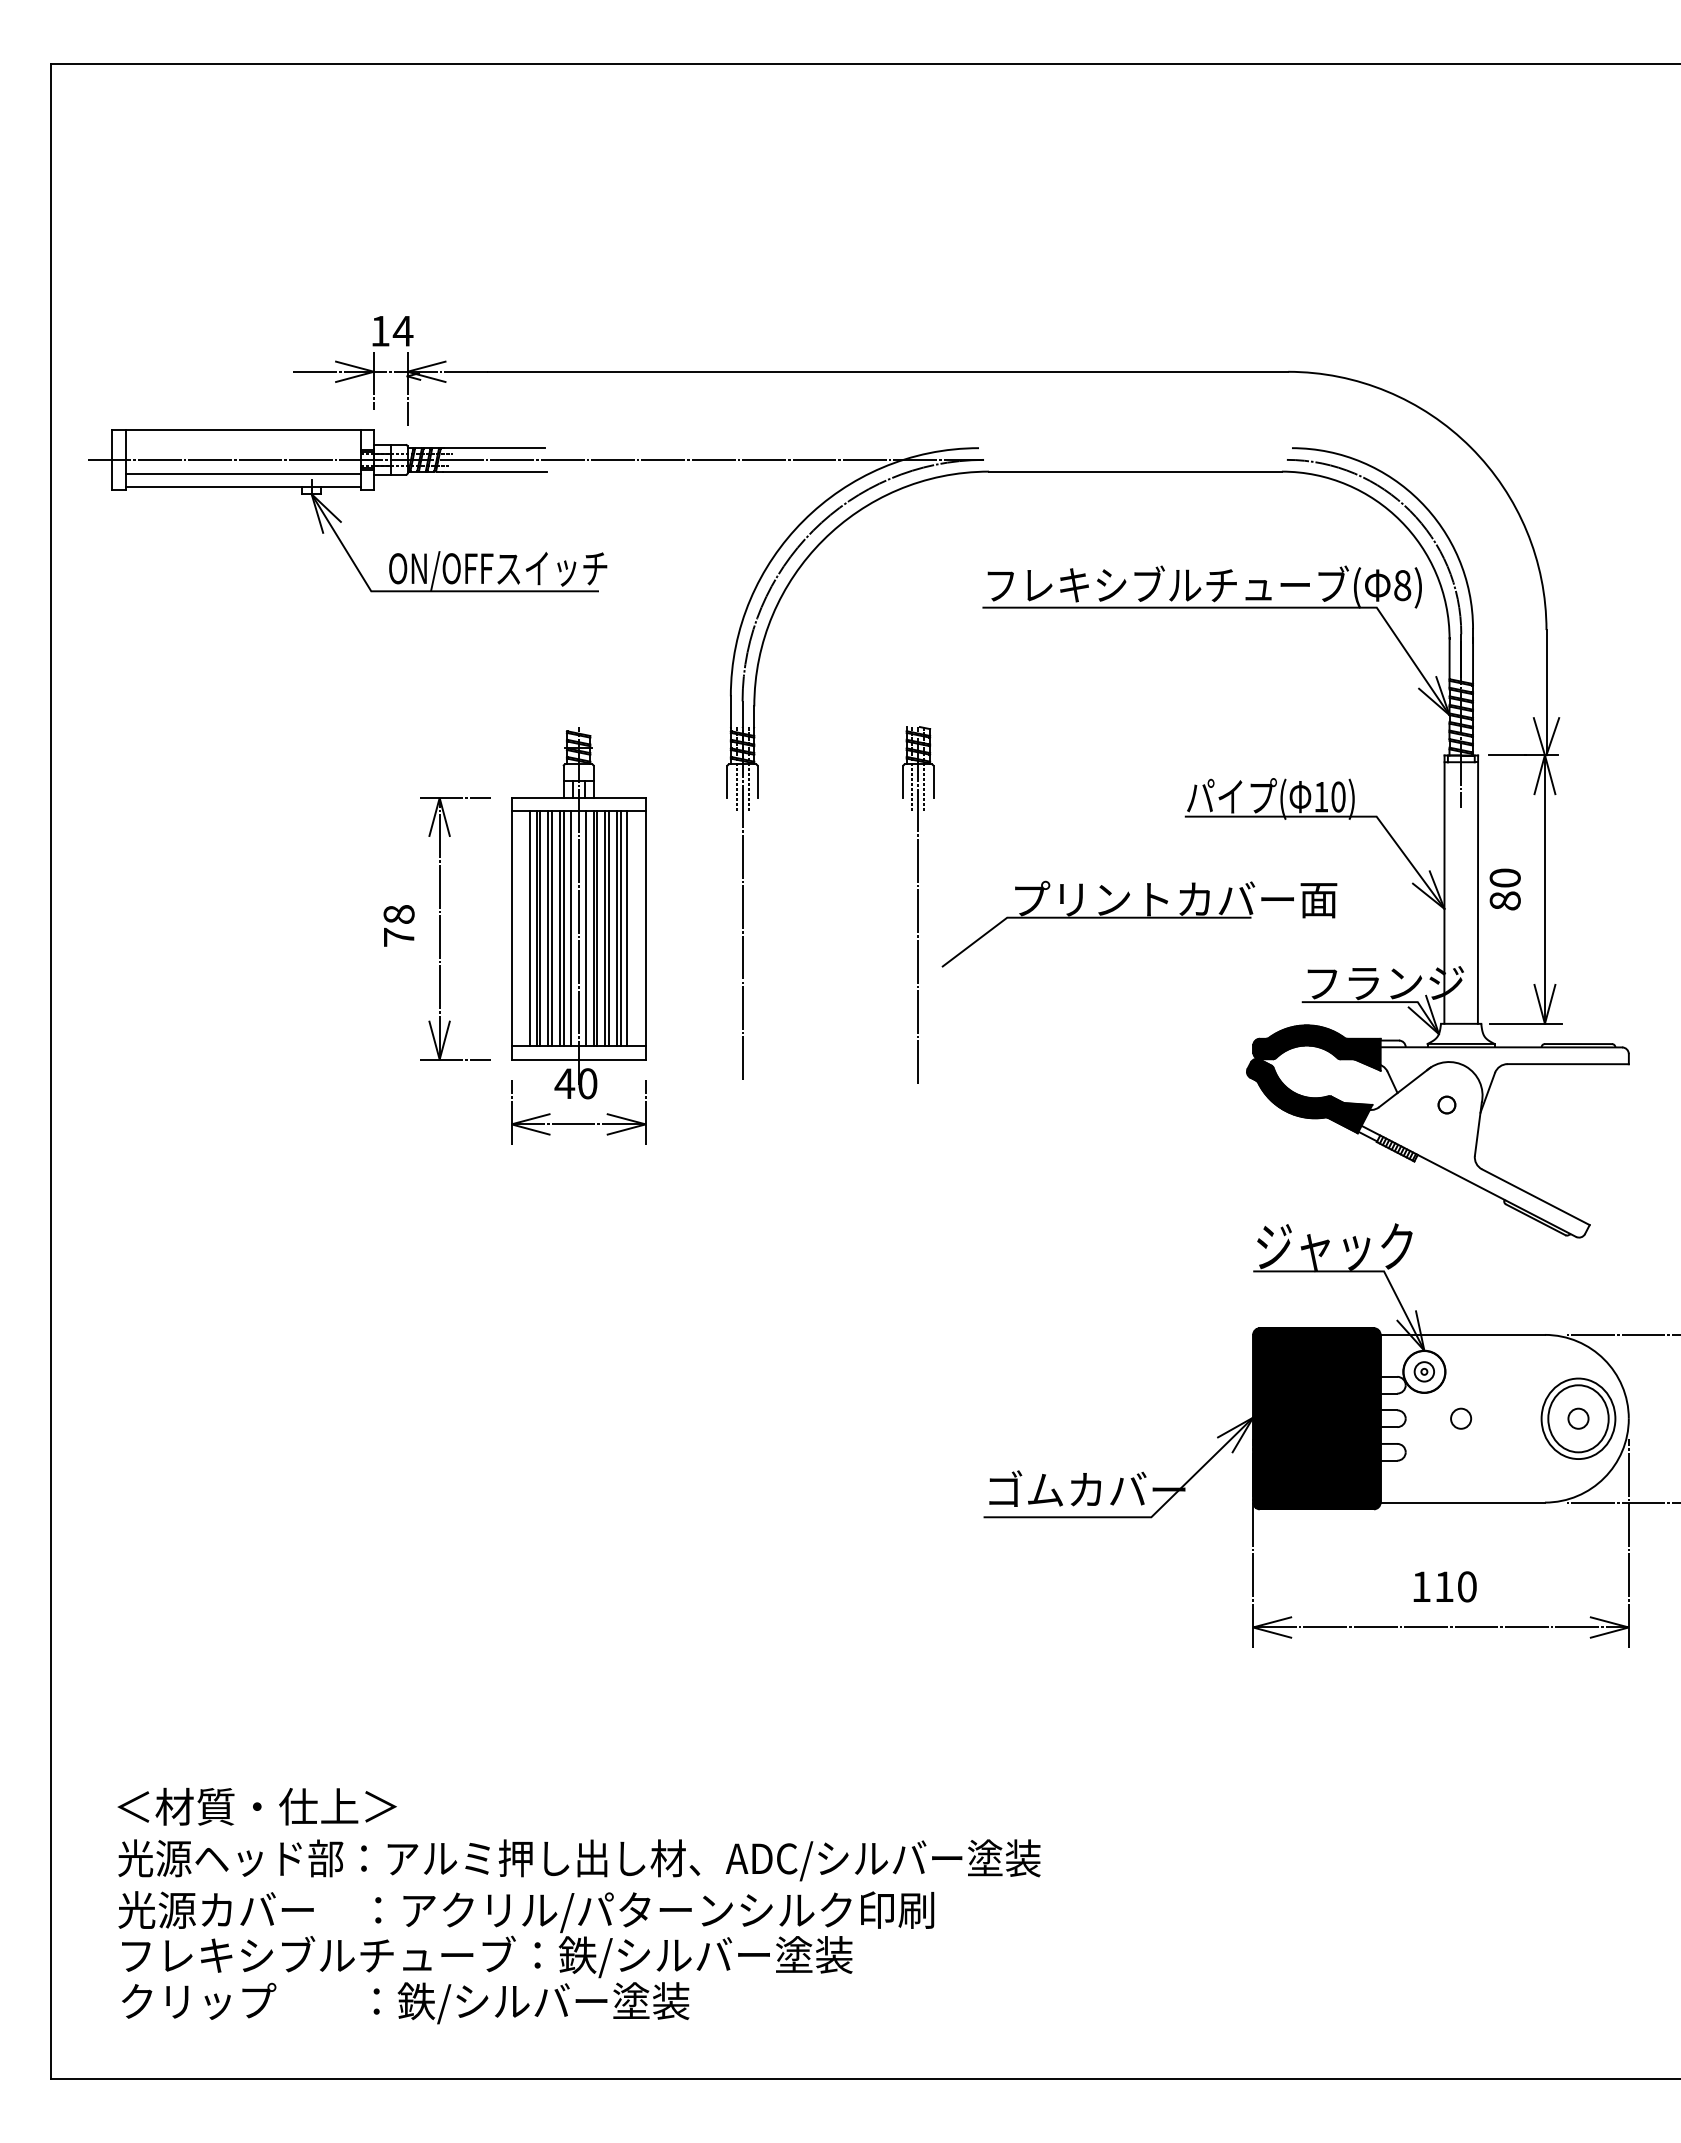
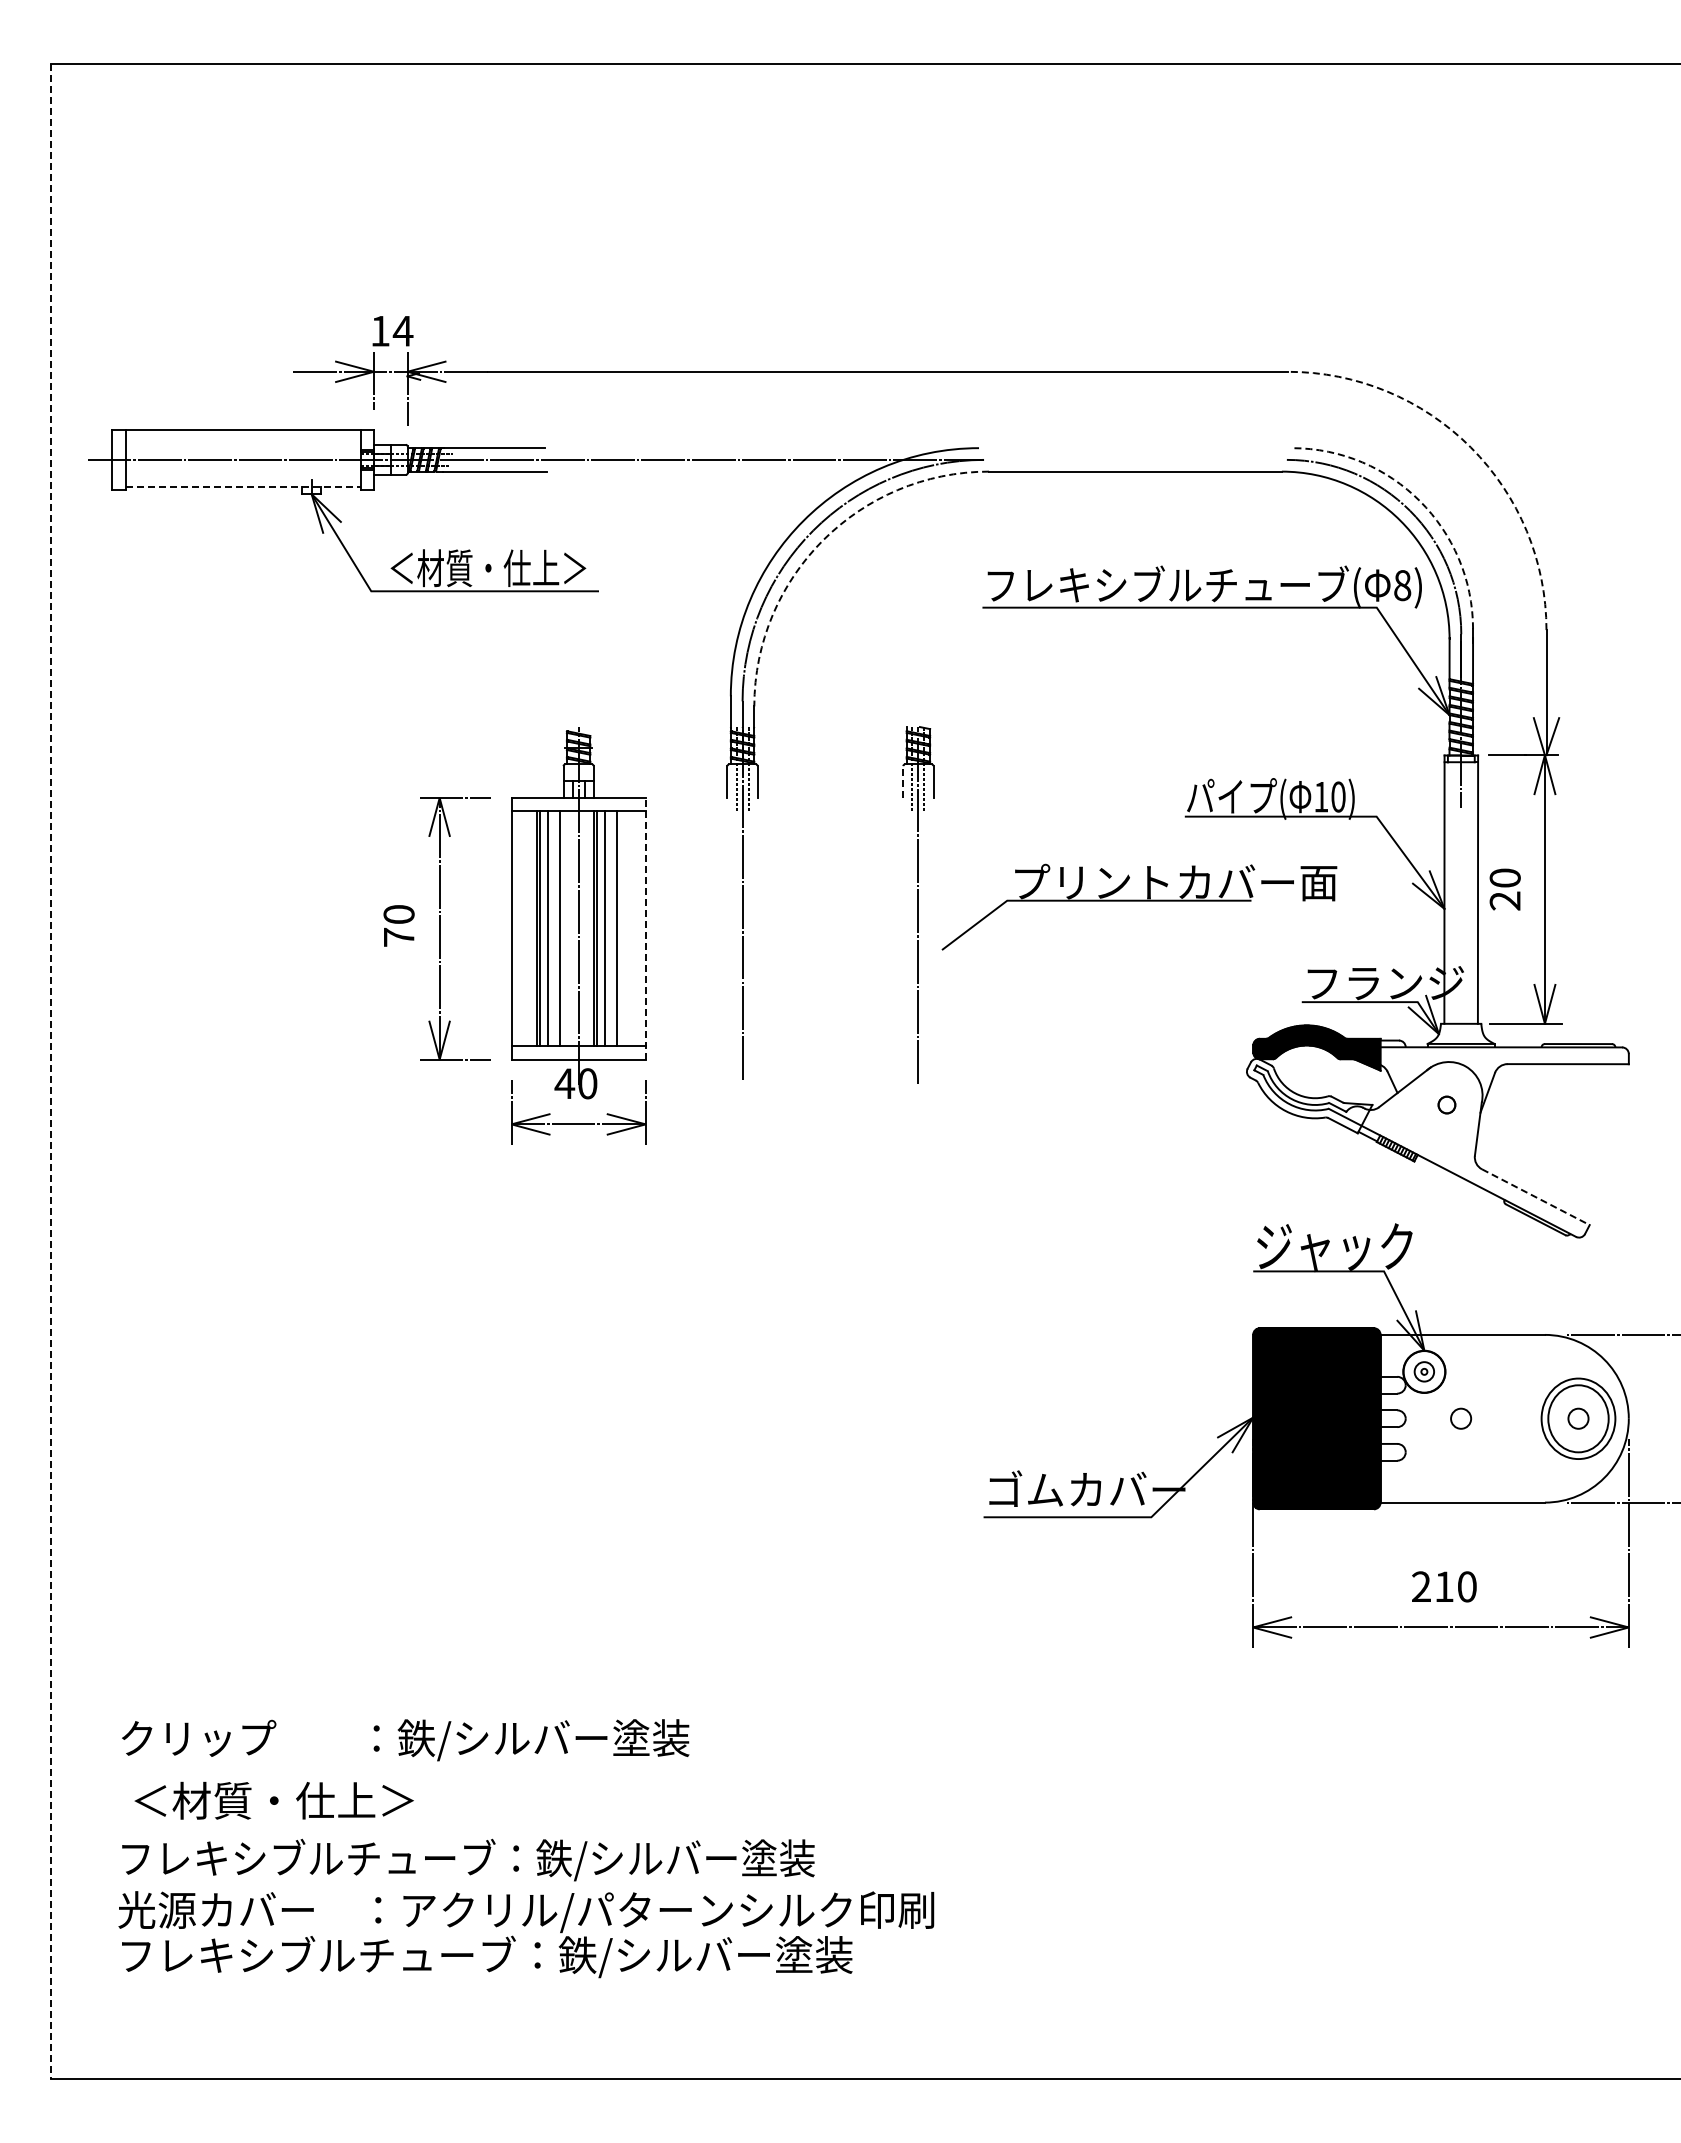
arc: solid -> dashed (1470, 447)
line: present -> none (242, 474)
line: solid -> dashed (243, 486)
arc: solid -> dashed (1420, 501)
arc: solid -> dashed (823, 540)
text: ON/OFFスイッチ -> ＜材質・仕上＞ (498, 569)
line: solid -> dashed (903, 782)
text: 80 -> 20 (1504, 900)
text: 78 -> 70 (399, 914)
part position: (1139, 923) -> (1139, 906) (1139, 906)
line: present -> none (530, 928)
line: present -> none (551, 928)
line: present -> none (563, 928)
line: present -> none (571, 928)
line: present -> none (586, 928)
line: present -> none (608, 928)
line: present -> none (620, 928)
line: present -> none (627, 928)
line: solid -> dashed (645, 928)
line: solid -> dashed (50, 1071)
hatch: present -> none (1309, 1095)
line: solid -> dashed (1535, 1197)
text: 110 -> 210 (1421, 1586)
text position: (256, 1806) -> (273, 1800) (273, 1800)
text: 光源ヘッド部：アルミ押し出し材、ADC/シルバー塗装 -> フレキシブルチューブ：鉄/シルバー塗装 (579, 1859)
text position: (405, 2003) -> (405, 1740) (405, 1740)
